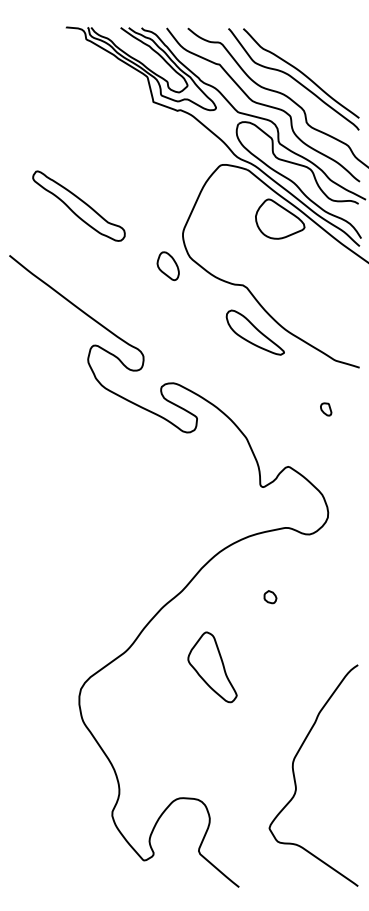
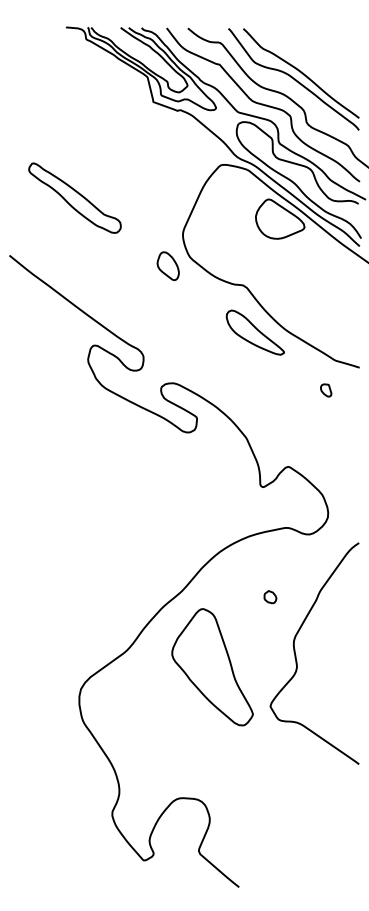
part position: (78, 205) -> (74, 197) (74, 197)
part position: (326, 409) -> (326, 390) (326, 390)
part size: 51x73 px -> 83x119 px (212, 667)
curve position: (295, 777) -> (296, 655) (296, 655)
